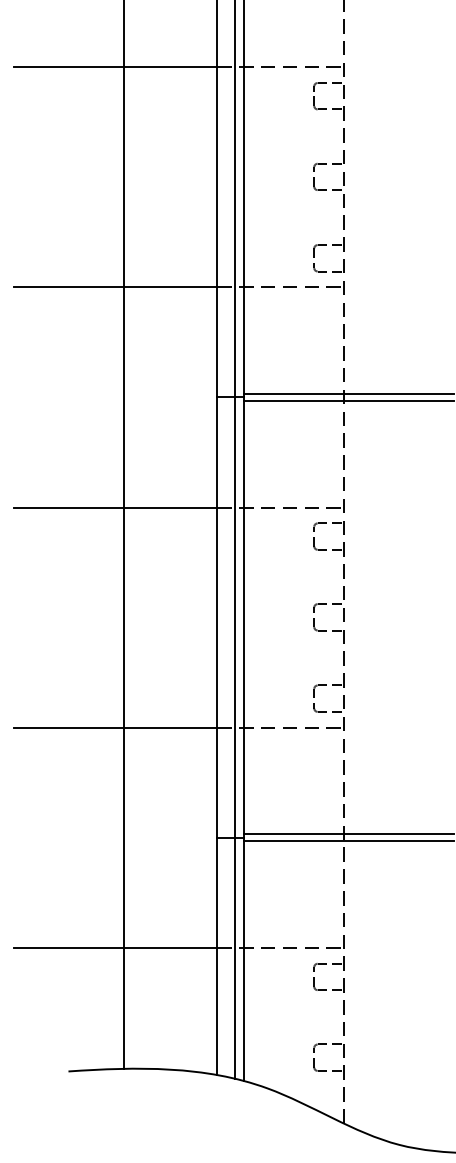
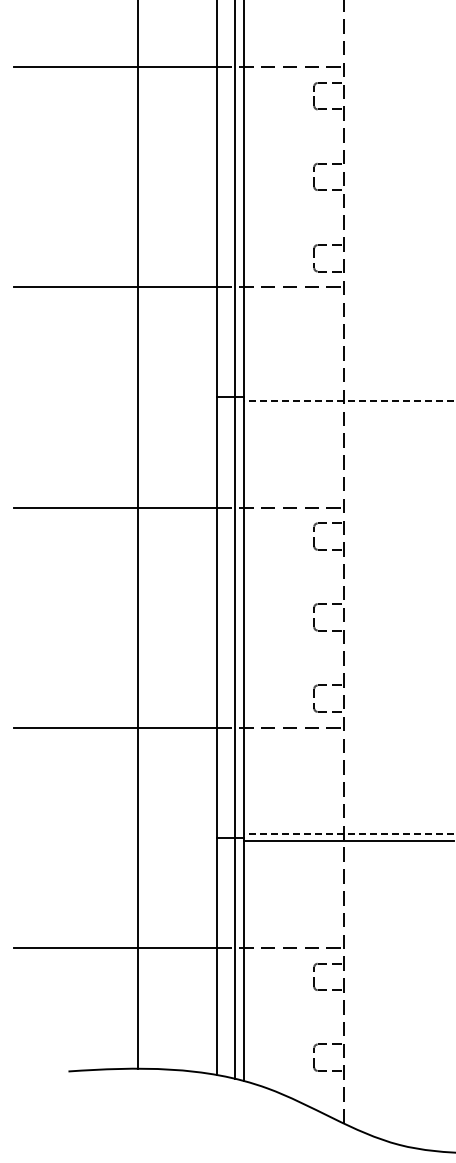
line: present -> none (348, 393)
line: solid -> dashed (349, 401)
line position: (123, 535) -> (137, 535) (137, 535)
line: solid -> dashed (349, 834)
